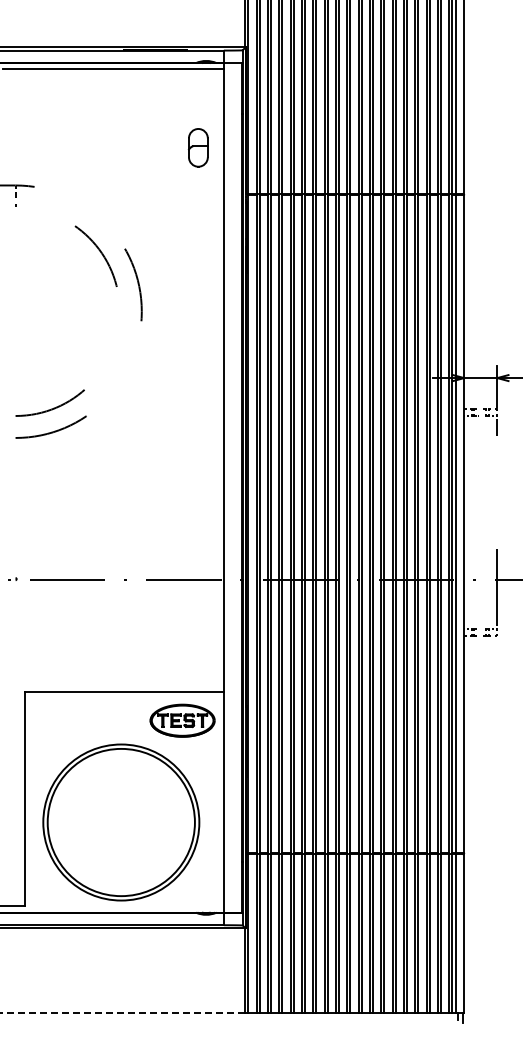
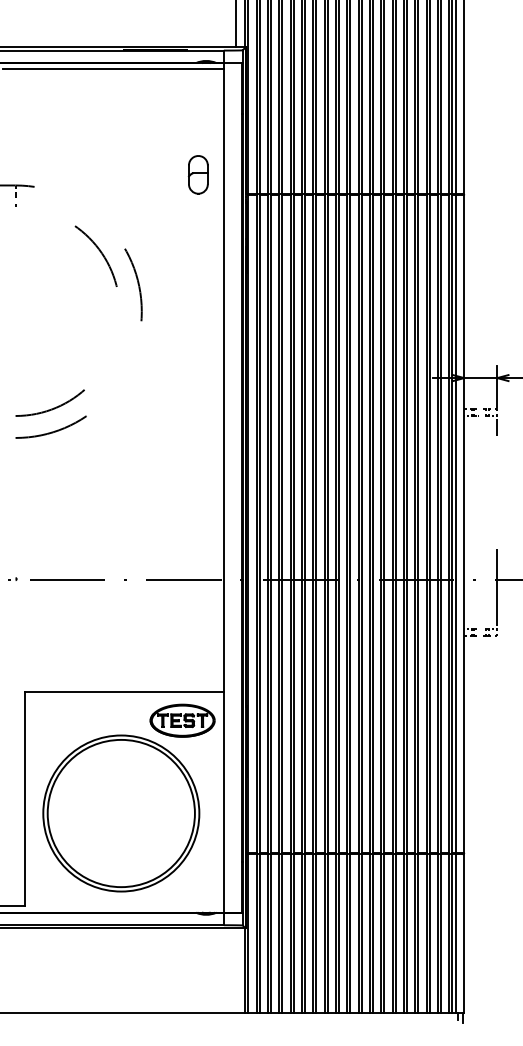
line: none -> present (236, 24)
part position: (197, 147) -> (197, 174) (197, 174)
part position: (121, 822) -> (121, 813) (121, 813)
line: dashed -> solid (122, 1013)
